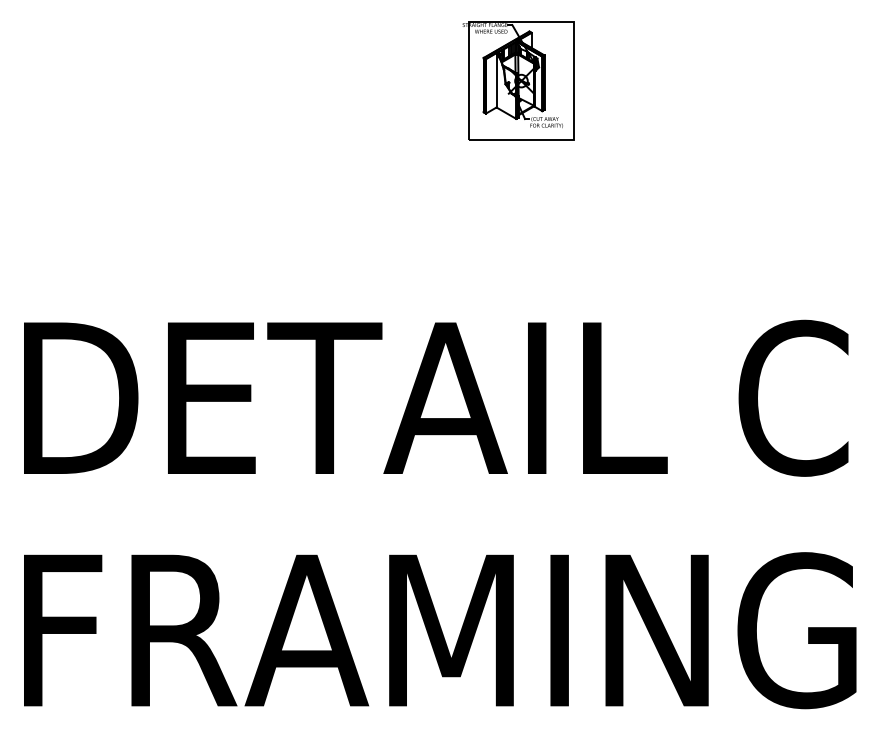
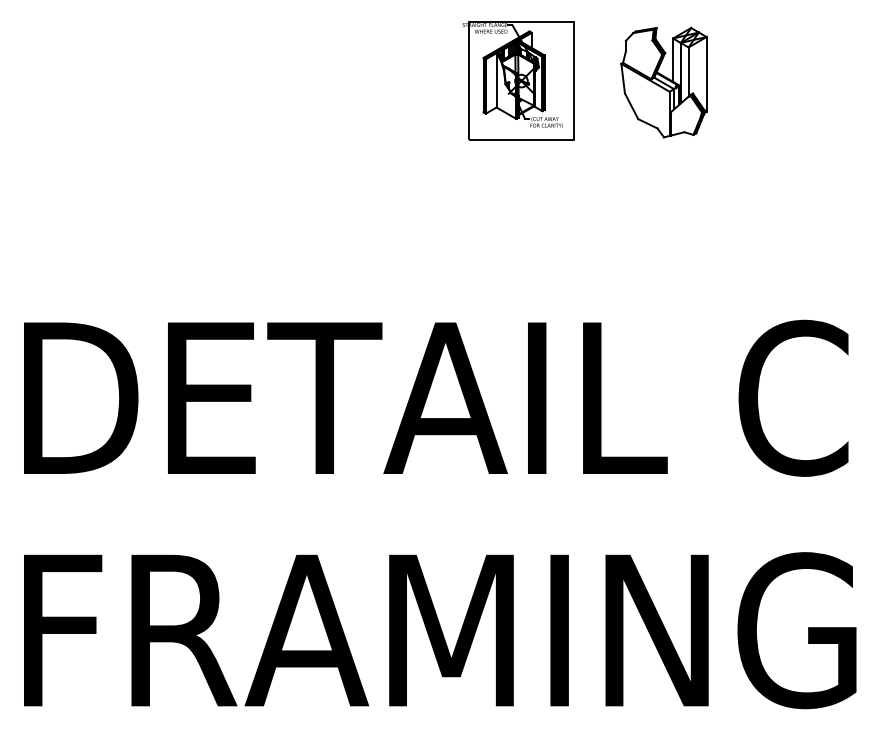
part: none -> present (663, 82)
